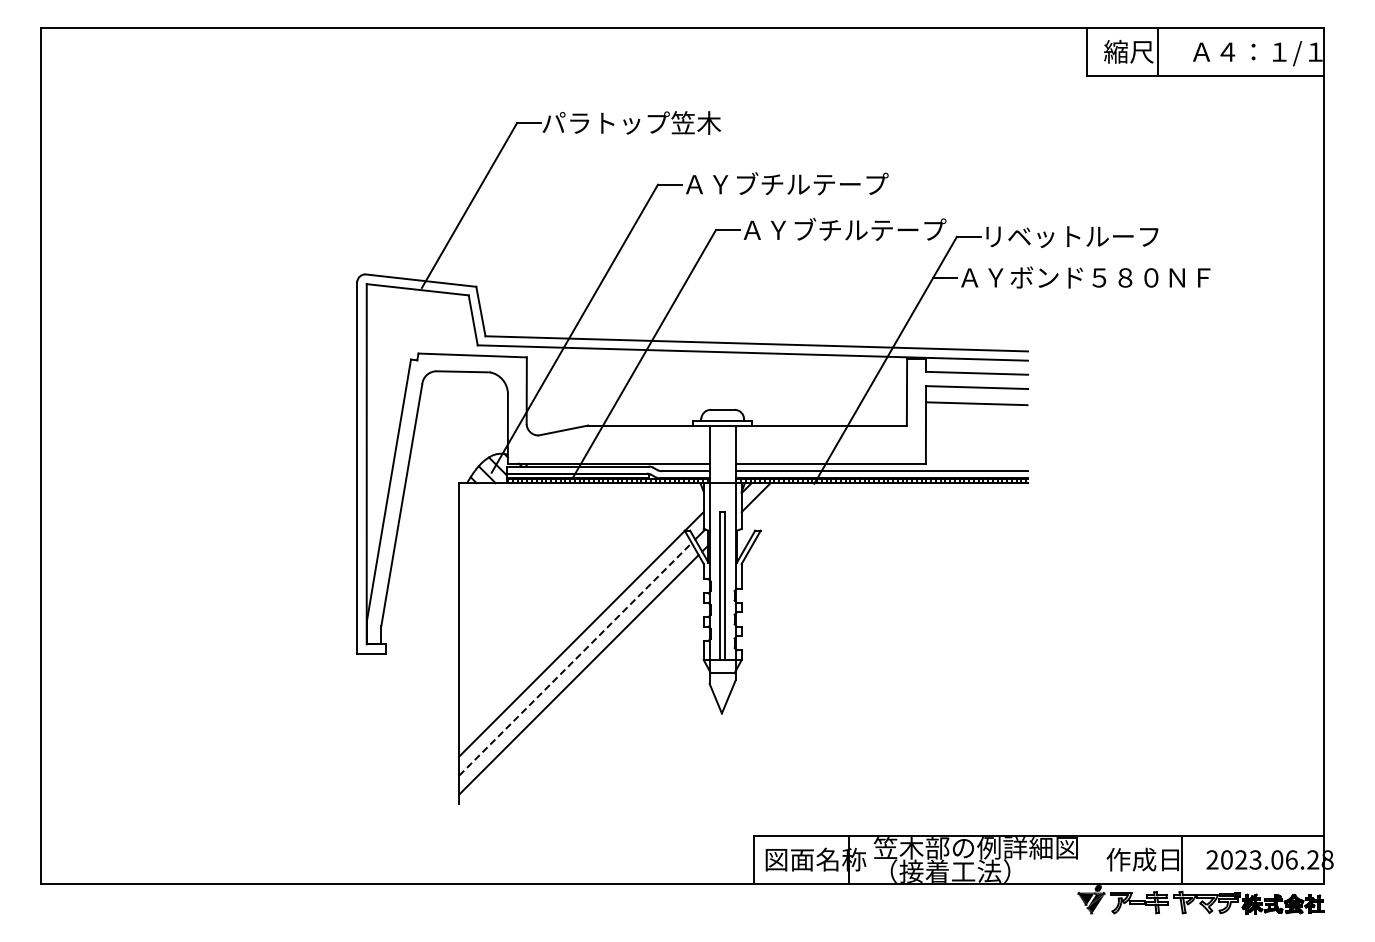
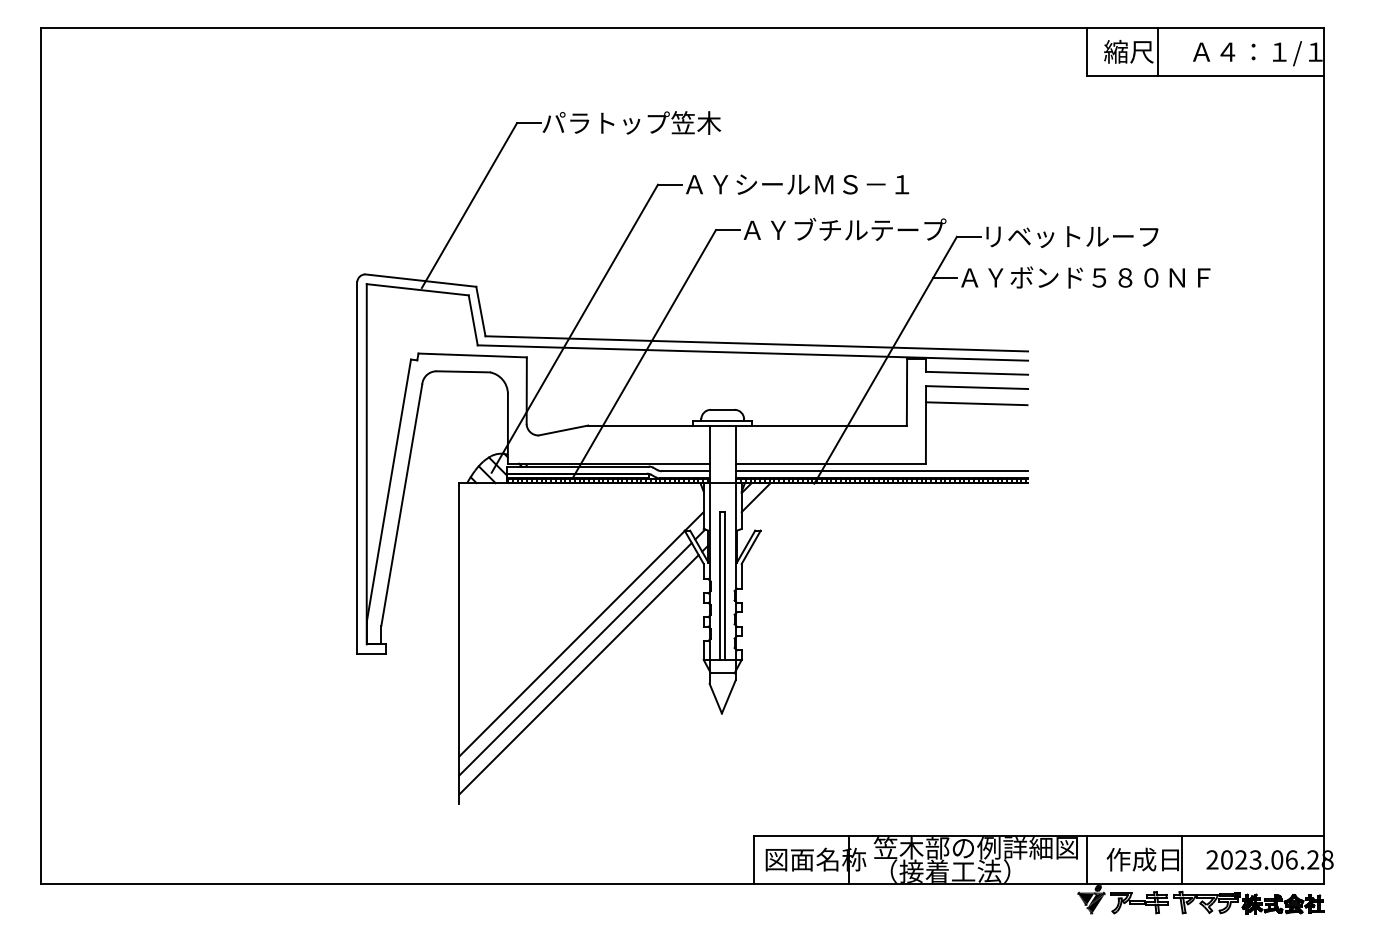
text: ＡＹブチルテープ -> ＡＹシールＭＳ－１ (822, 183)
line: dashed -> solid (575, 659)
line: none -> present (1086, 859)
